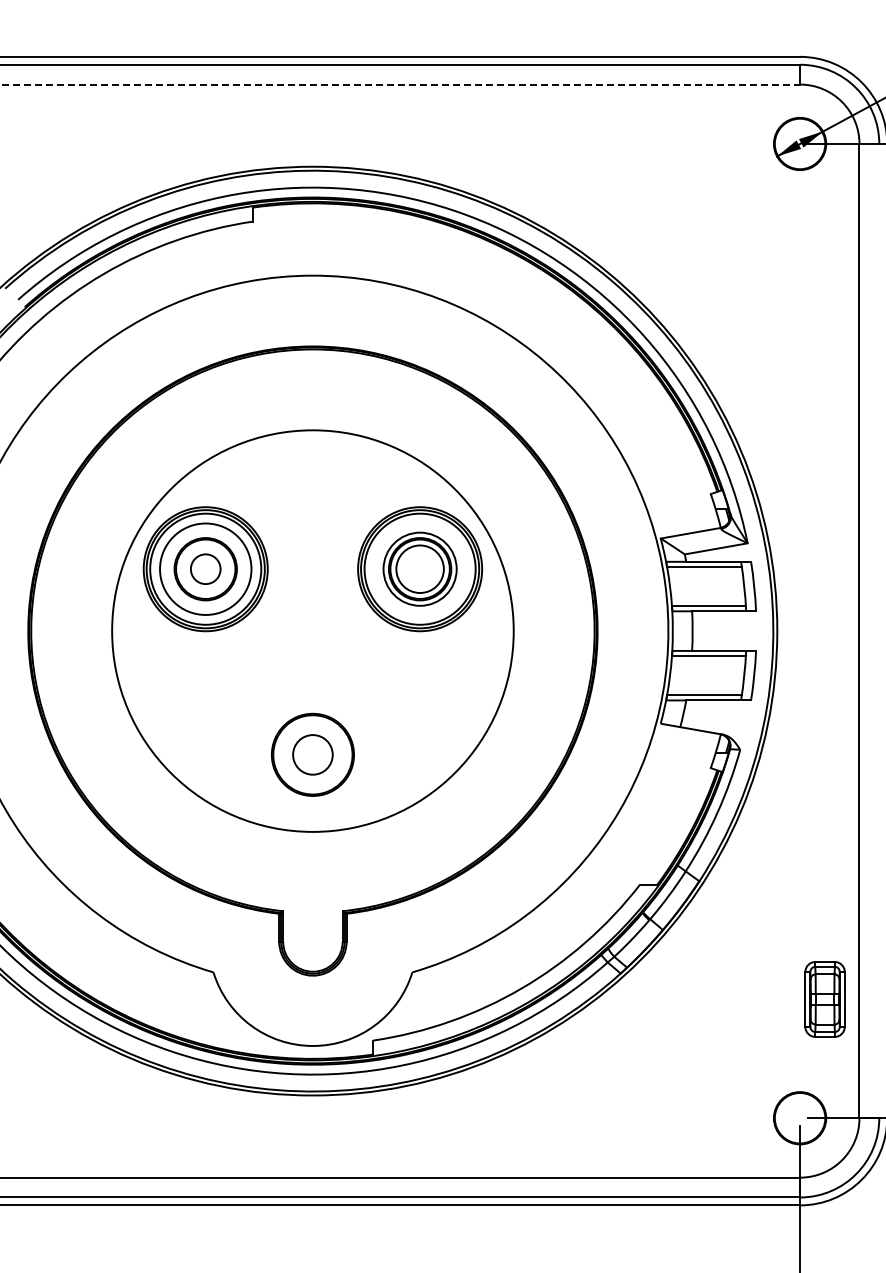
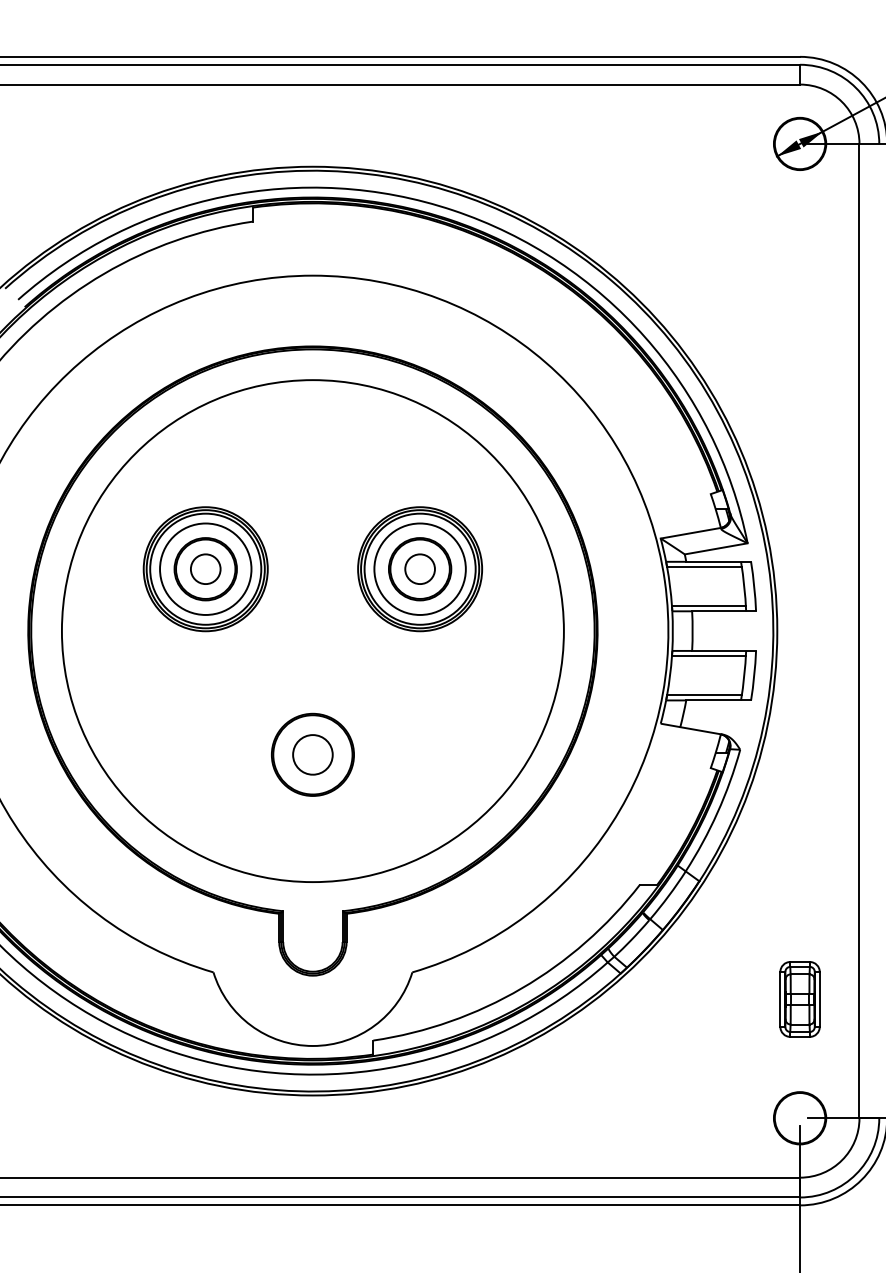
line: dashed -> solid (400, 84)
circle diameter: 73 px -> 91 px (419, 568)
circle diameter: 48 px -> 30 px (419, 569)
circle diameter: 402 px -> 502 px (312, 631)
part position: (824, 999) -> (799, 999) (799, 999)
